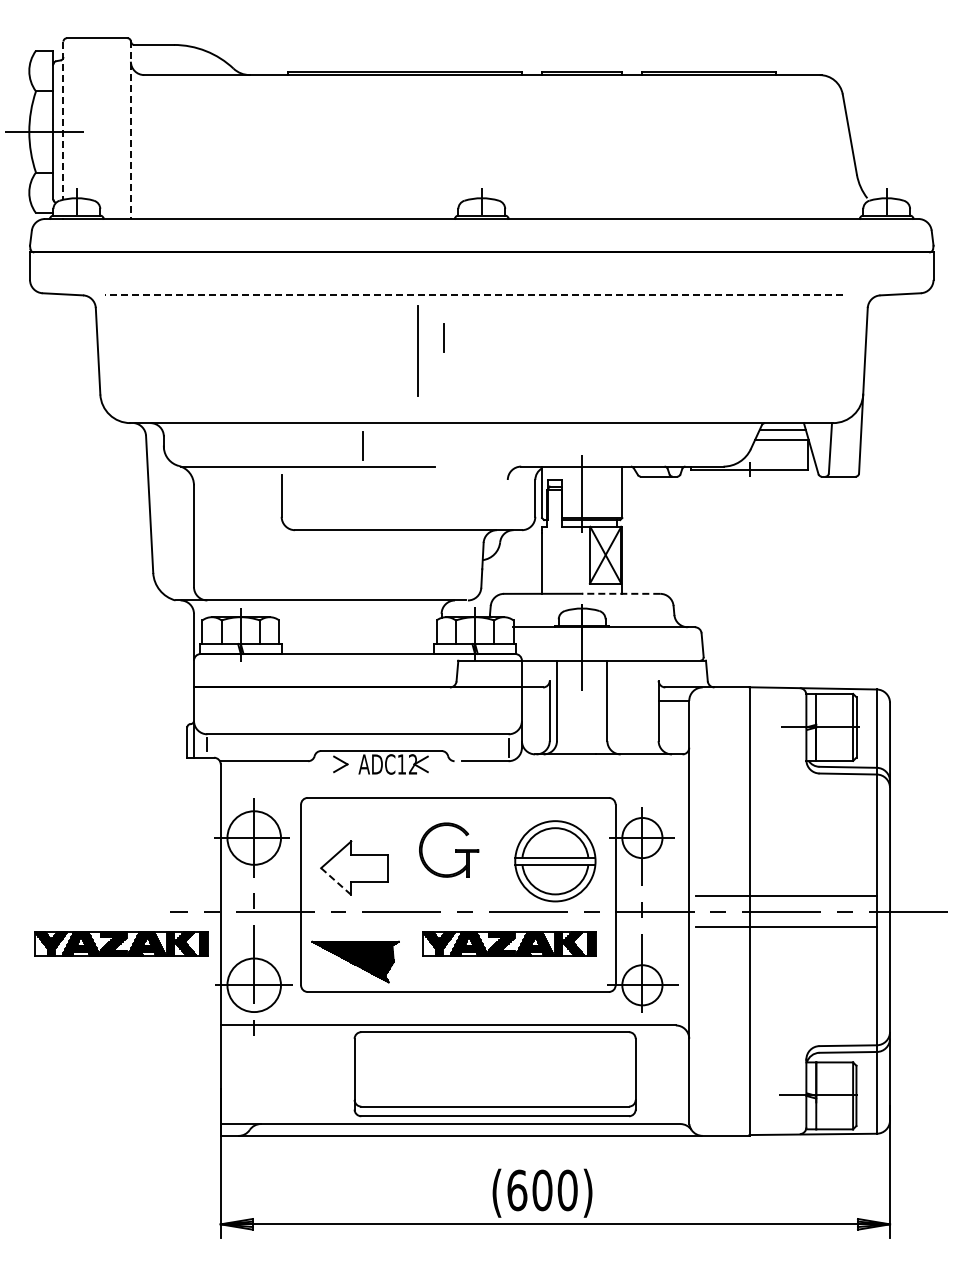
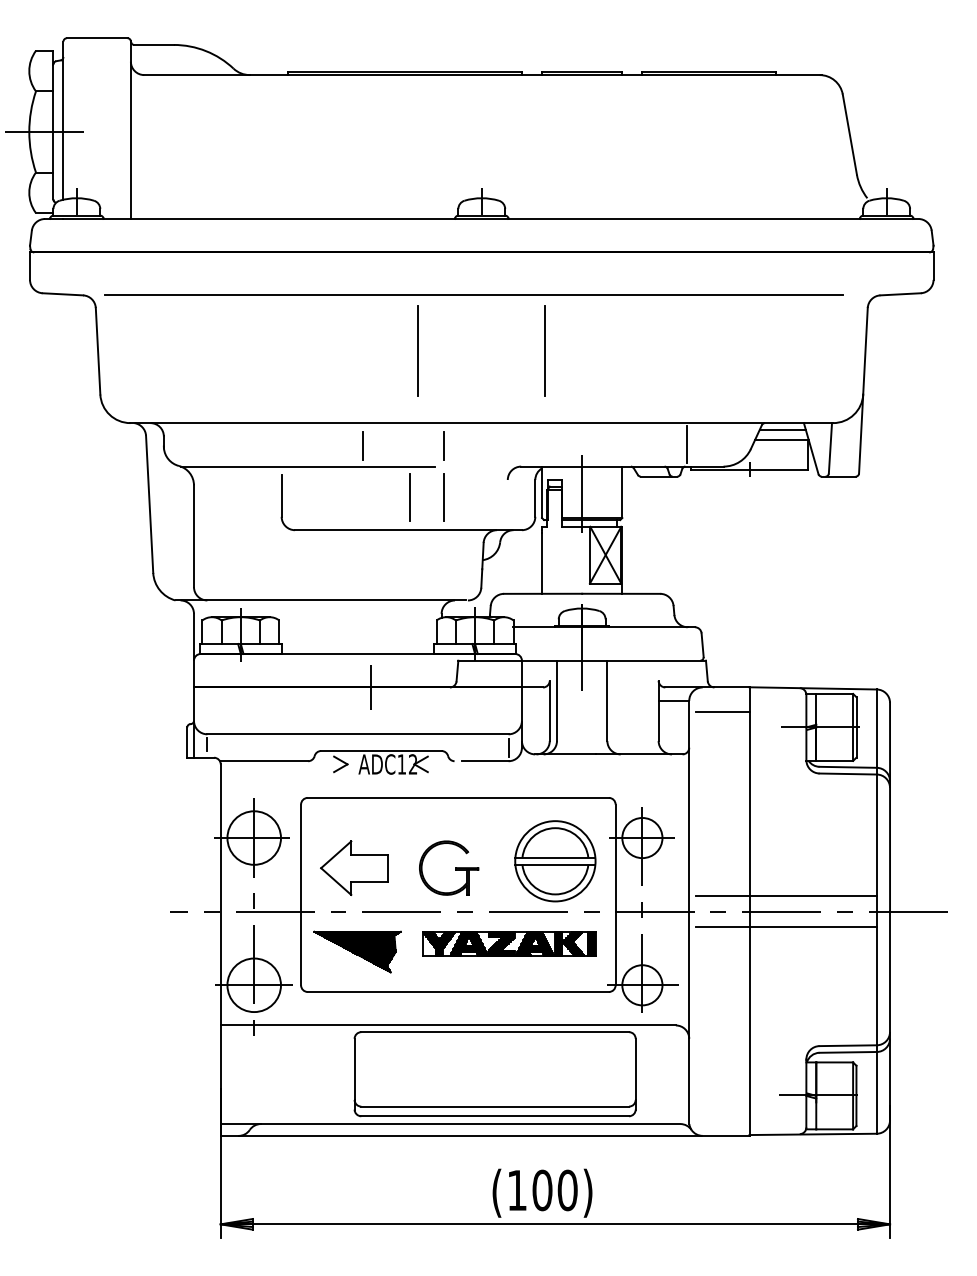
line: dashed -> solid (63, 121)
line: dashed -> solid (130, 130)
line: dashed -> solid (474, 295)
line position: (443, 337) -> (443, 445) (443, 445)
line: none -> present (545, 350)
line: none -> present (687, 444)
line: none -> present (410, 496)
line: none -> present (443, 496)
line: dashed -> solid (620, 593)
line: none -> present (371, 687)
line: none -> present (722, 712)
part position: (449, 849) -> (449, 867) (449, 867)
line: dashed -> solid (336, 881)
part: present -> none (121, 943)
part position: (355, 961) -> (357, 951) (357, 951)
text: (600) -> (100) (517, 1190)
